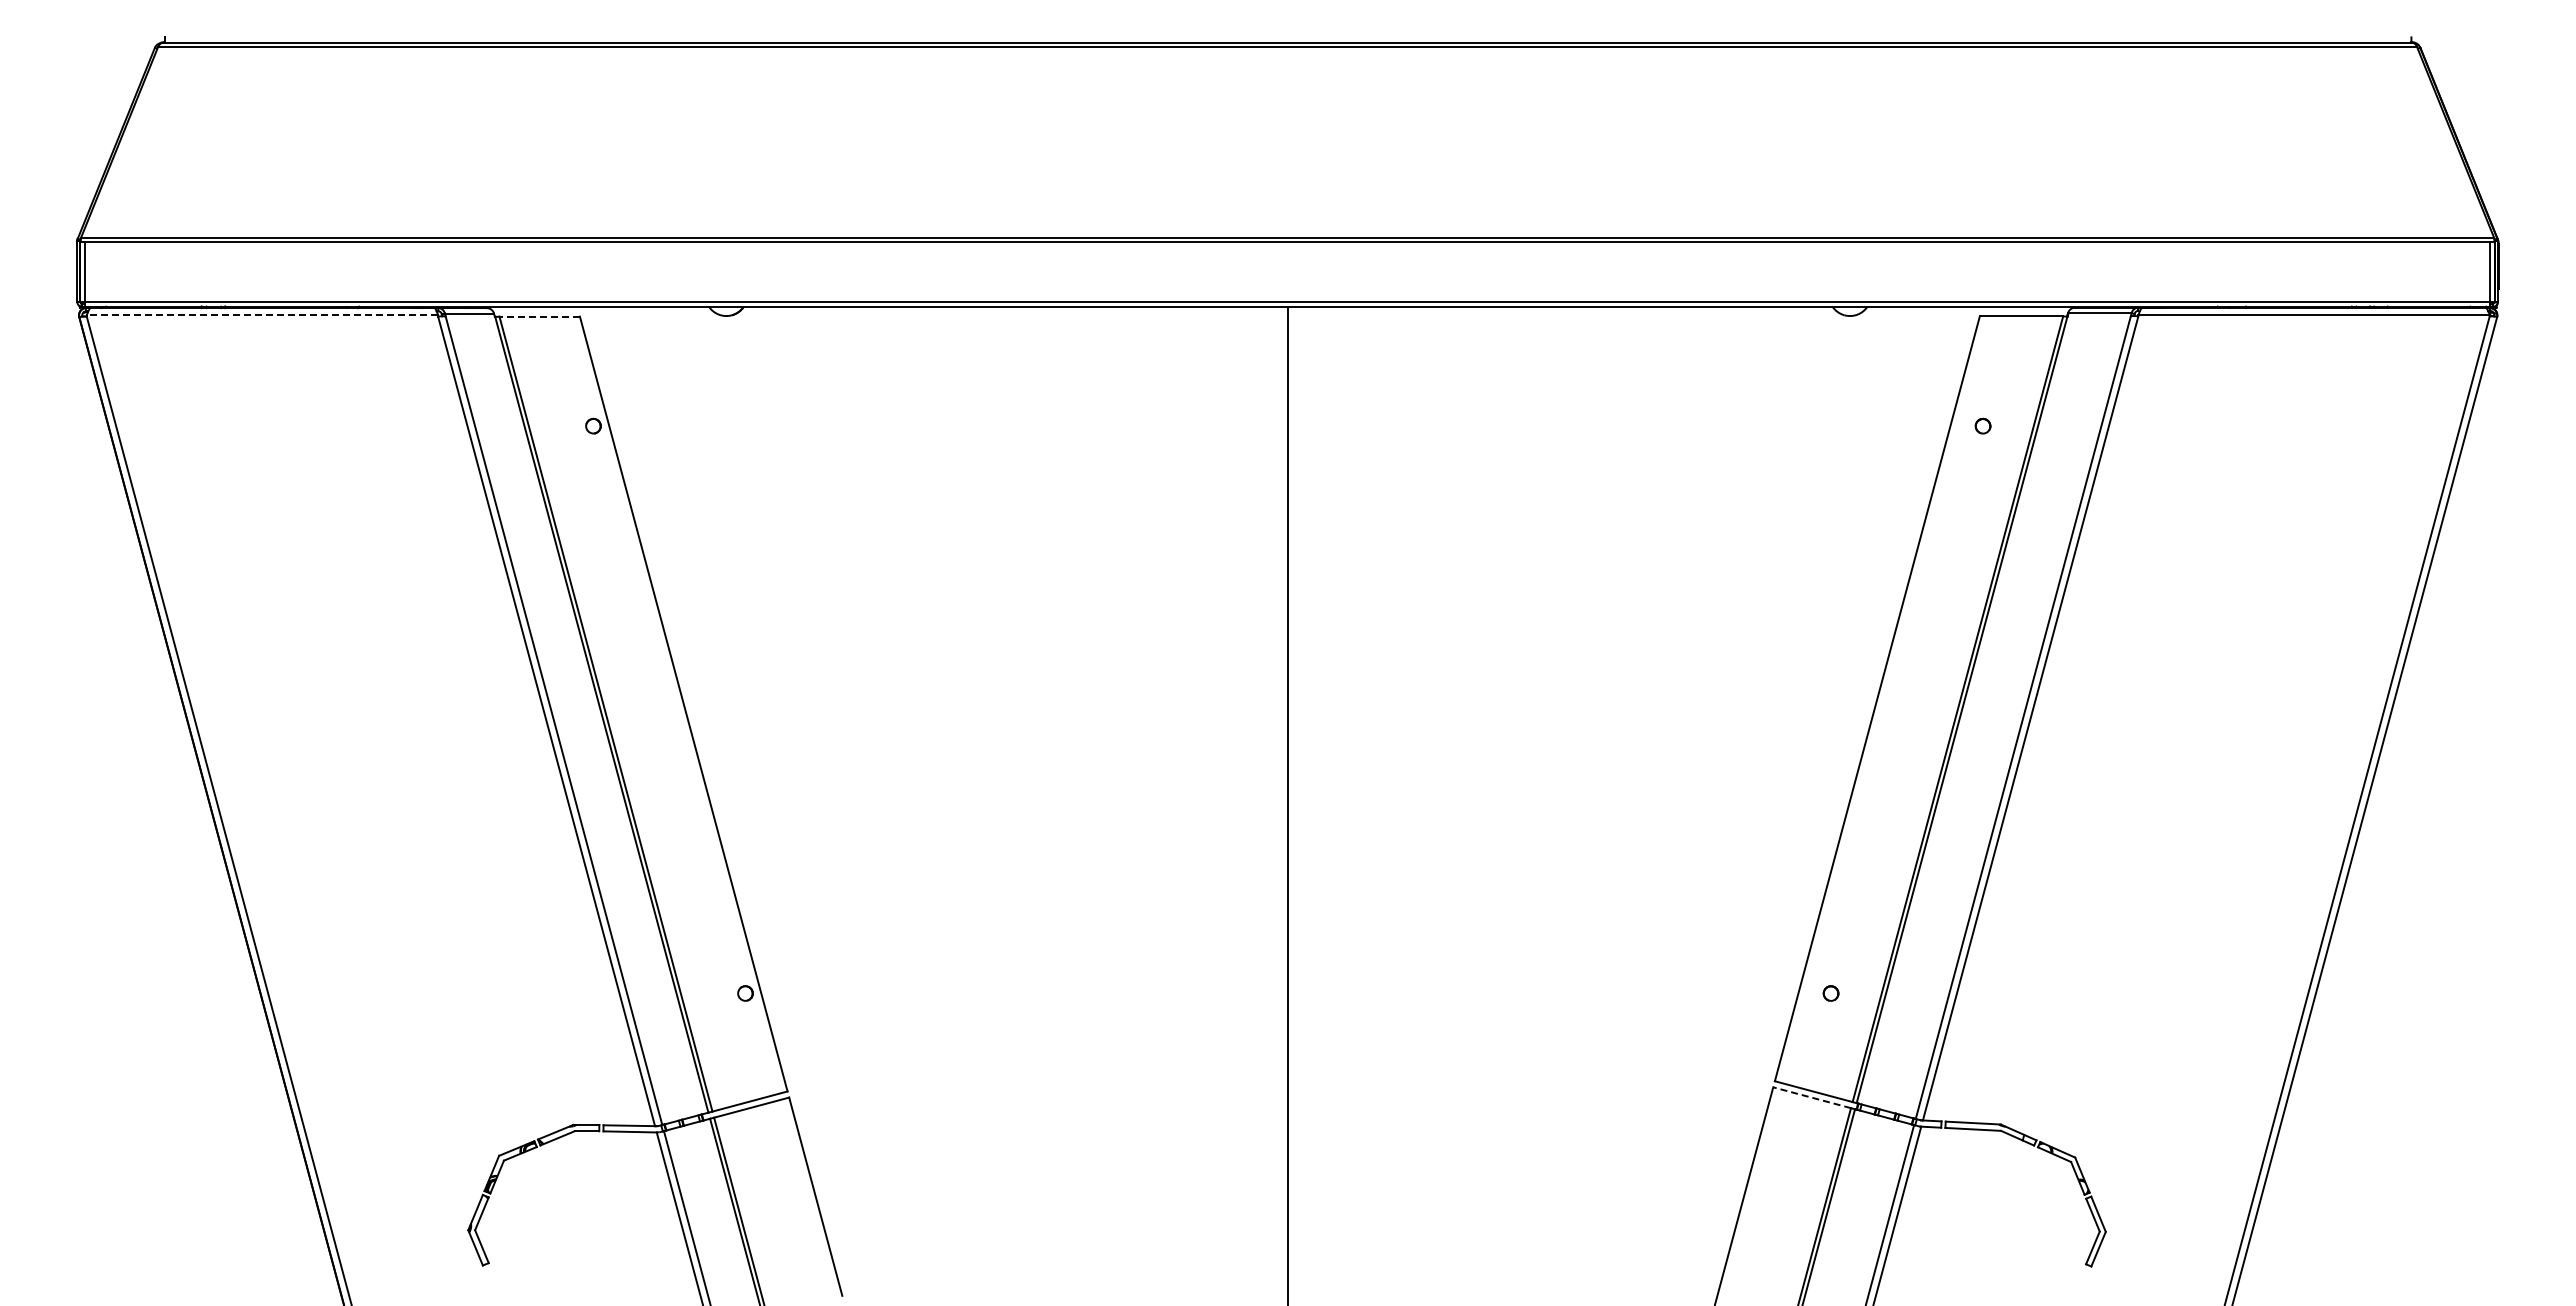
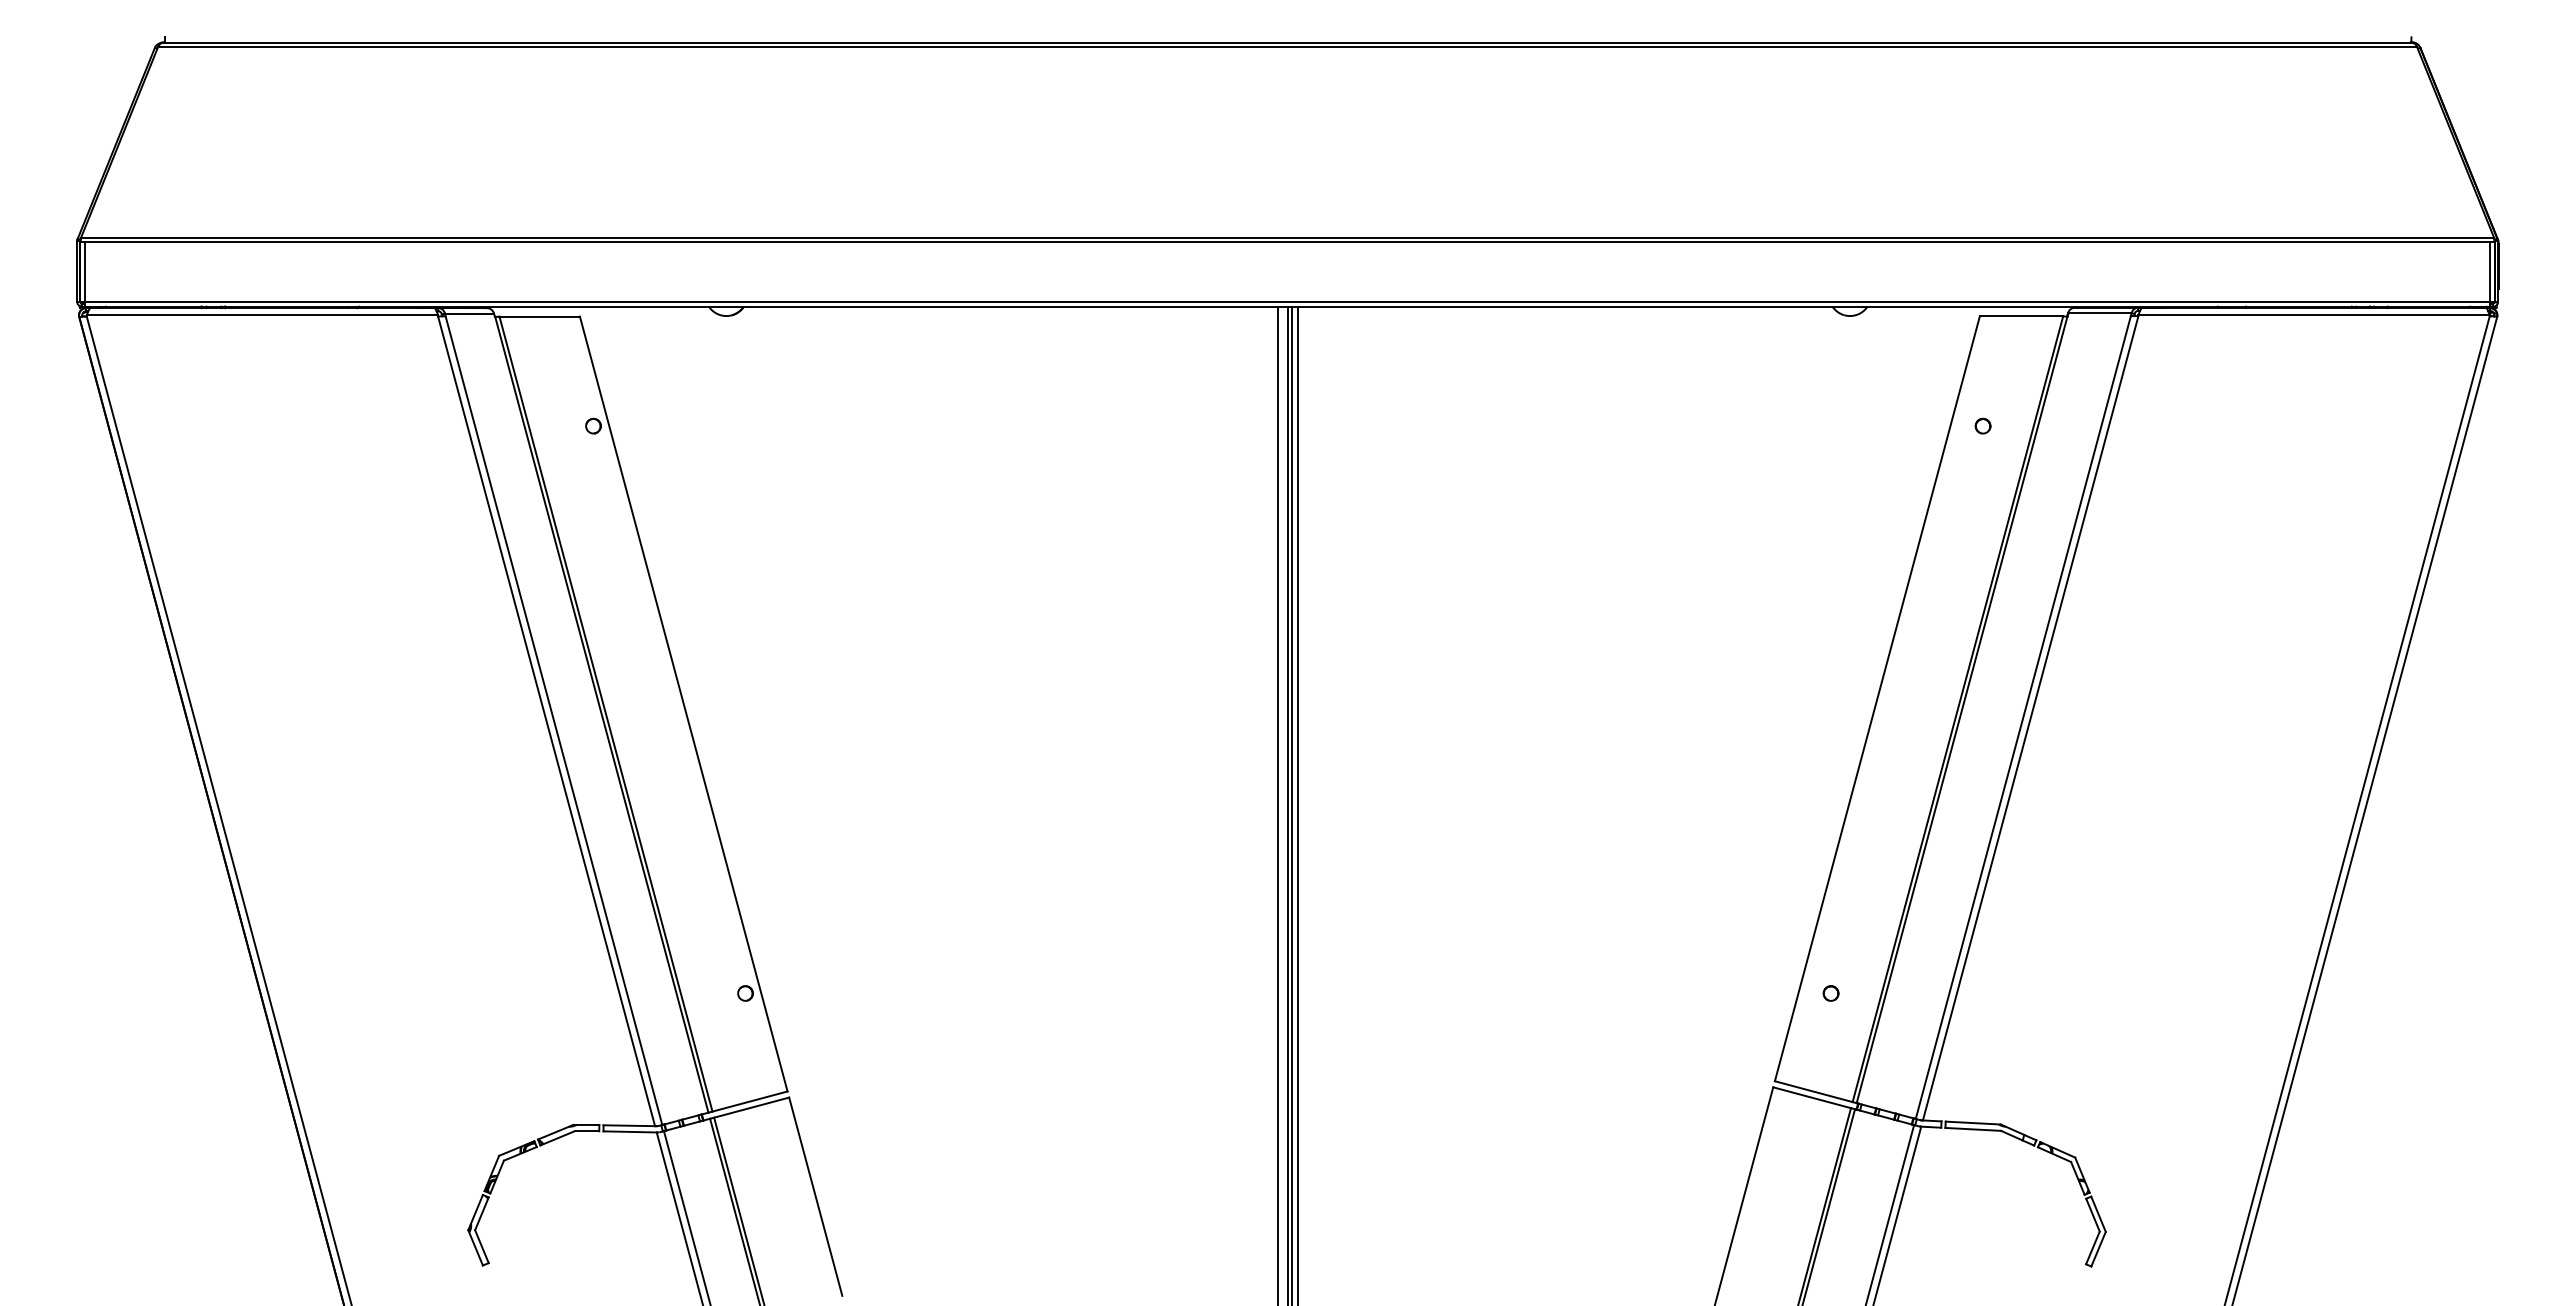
line: dashed -> solid (262, 315)
line: dashed -> solid (539, 316)
line: none -> present (1278, 804)
line: none -> present (1292, 804)
line: none -> present (1298, 804)
line: dashed -> solid (1811, 1097)
